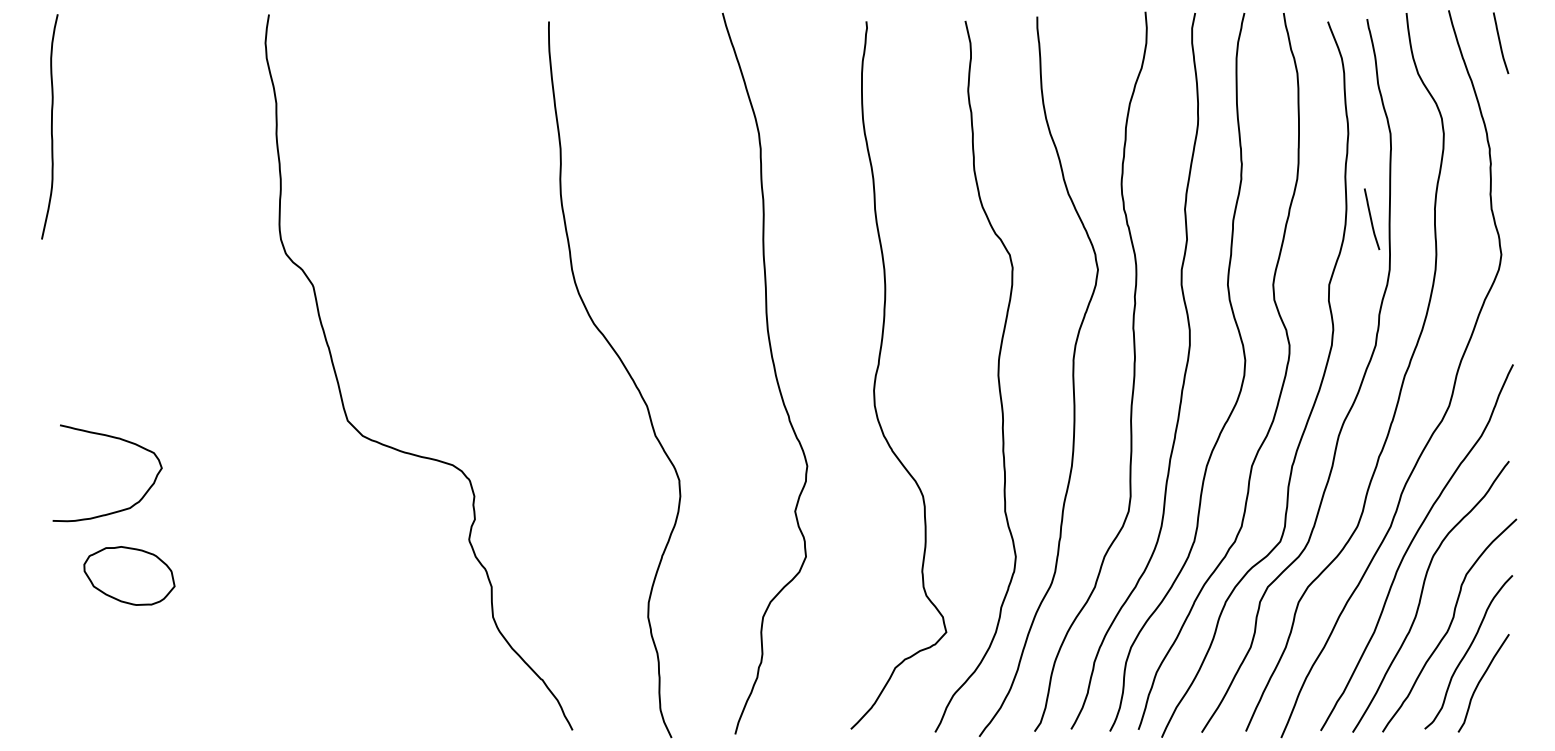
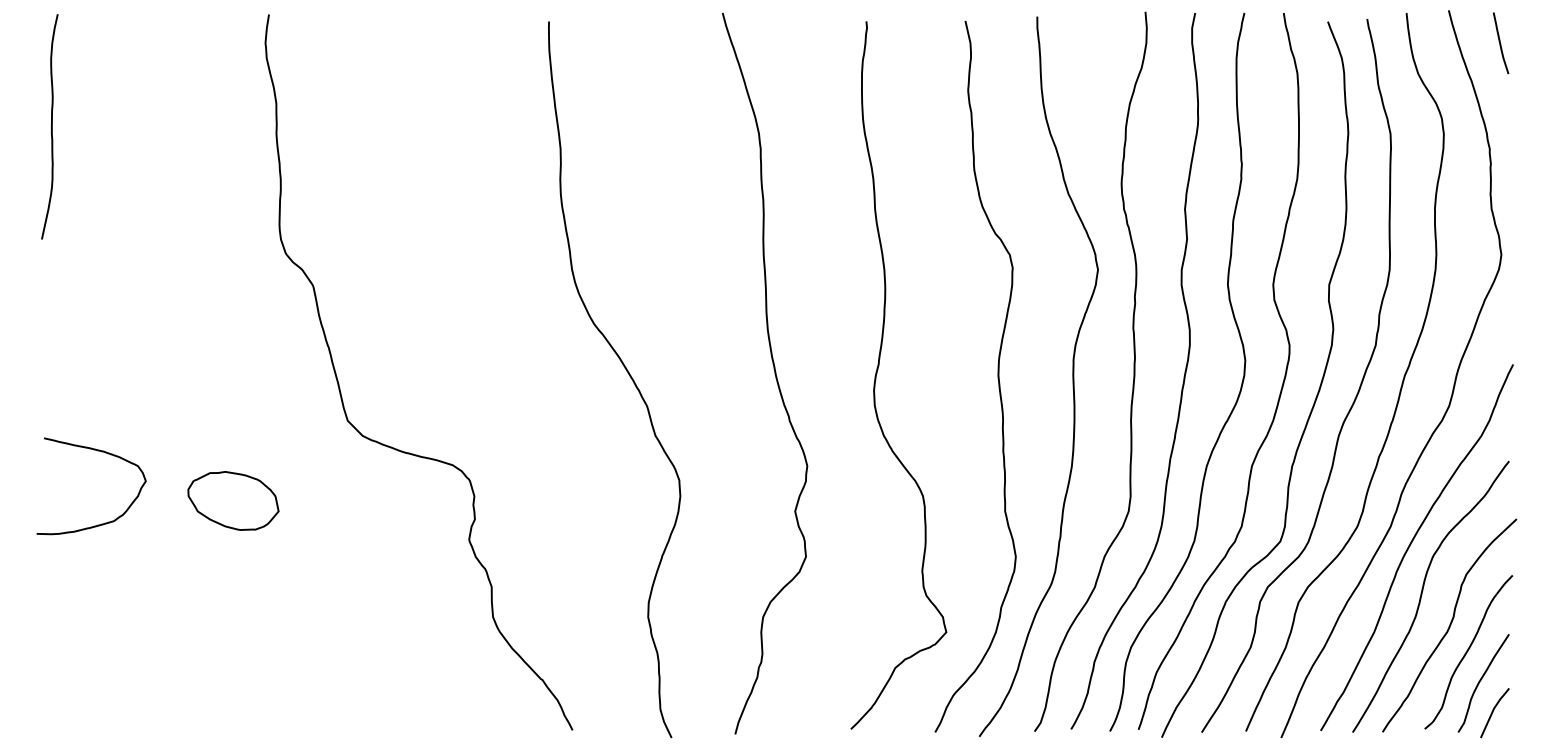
curve: present -> none (1372, 219)
curve position: (117, 439) -> (101, 452) (101, 452)
part position: (129, 575) -> (233, 500) (233, 500)
line: none -> present (1493, 712)
